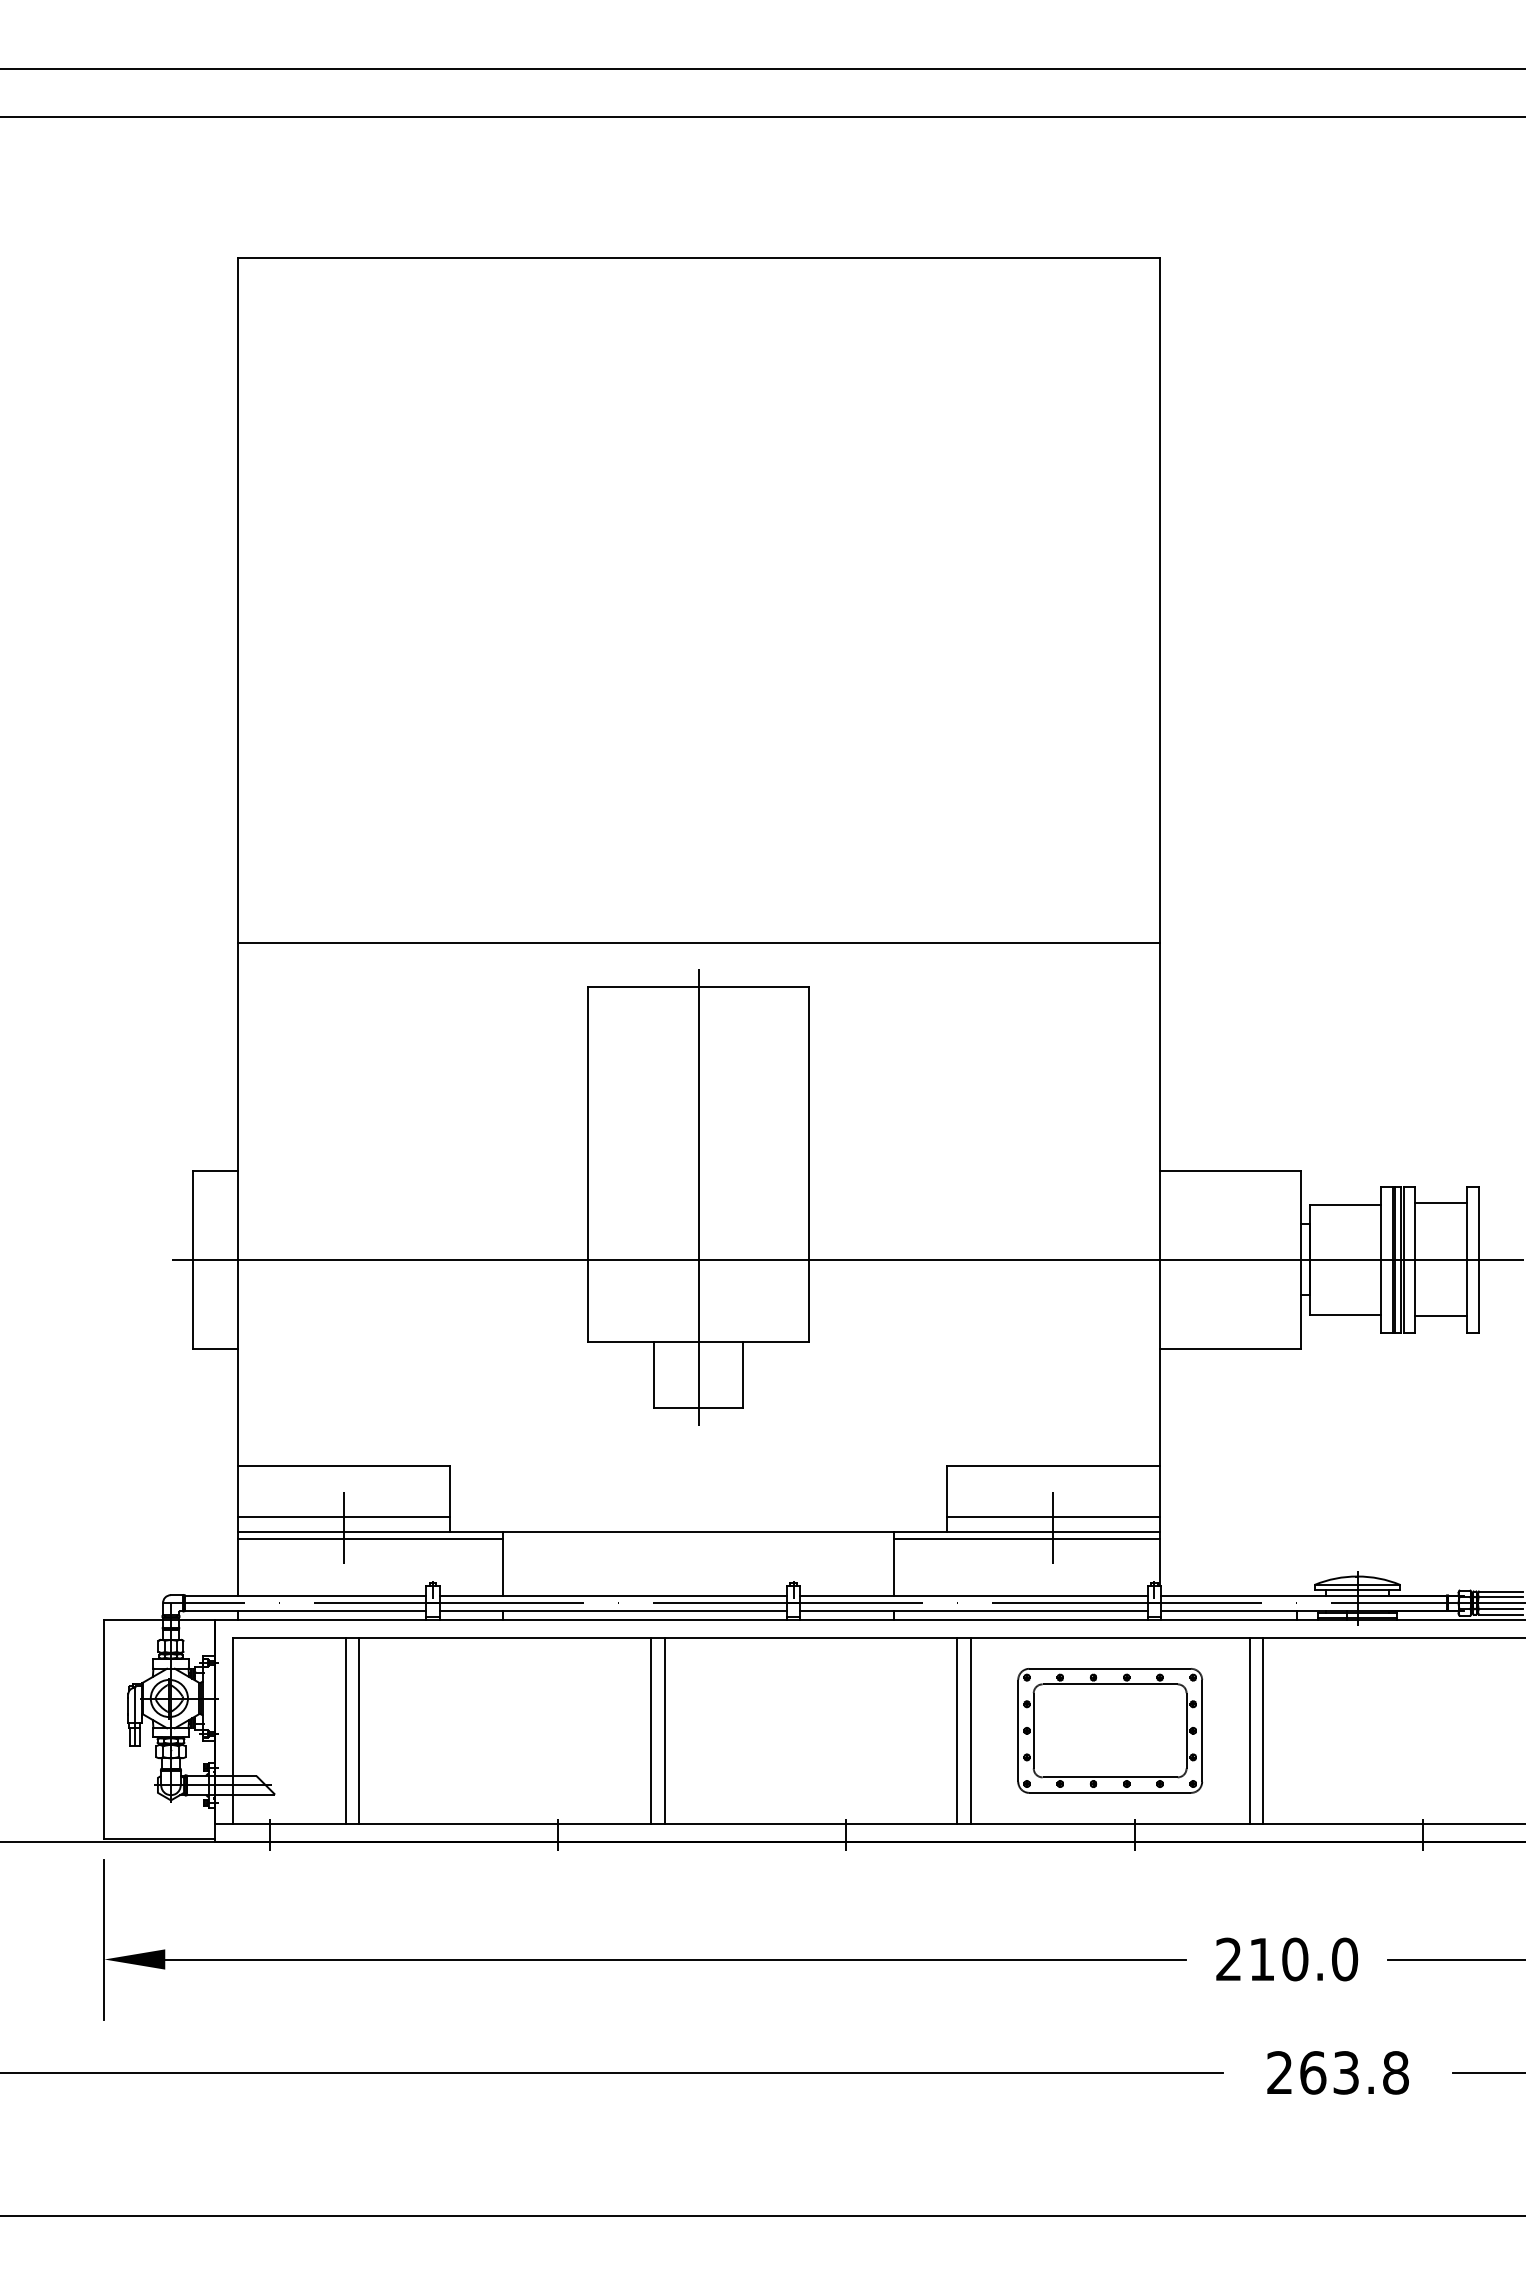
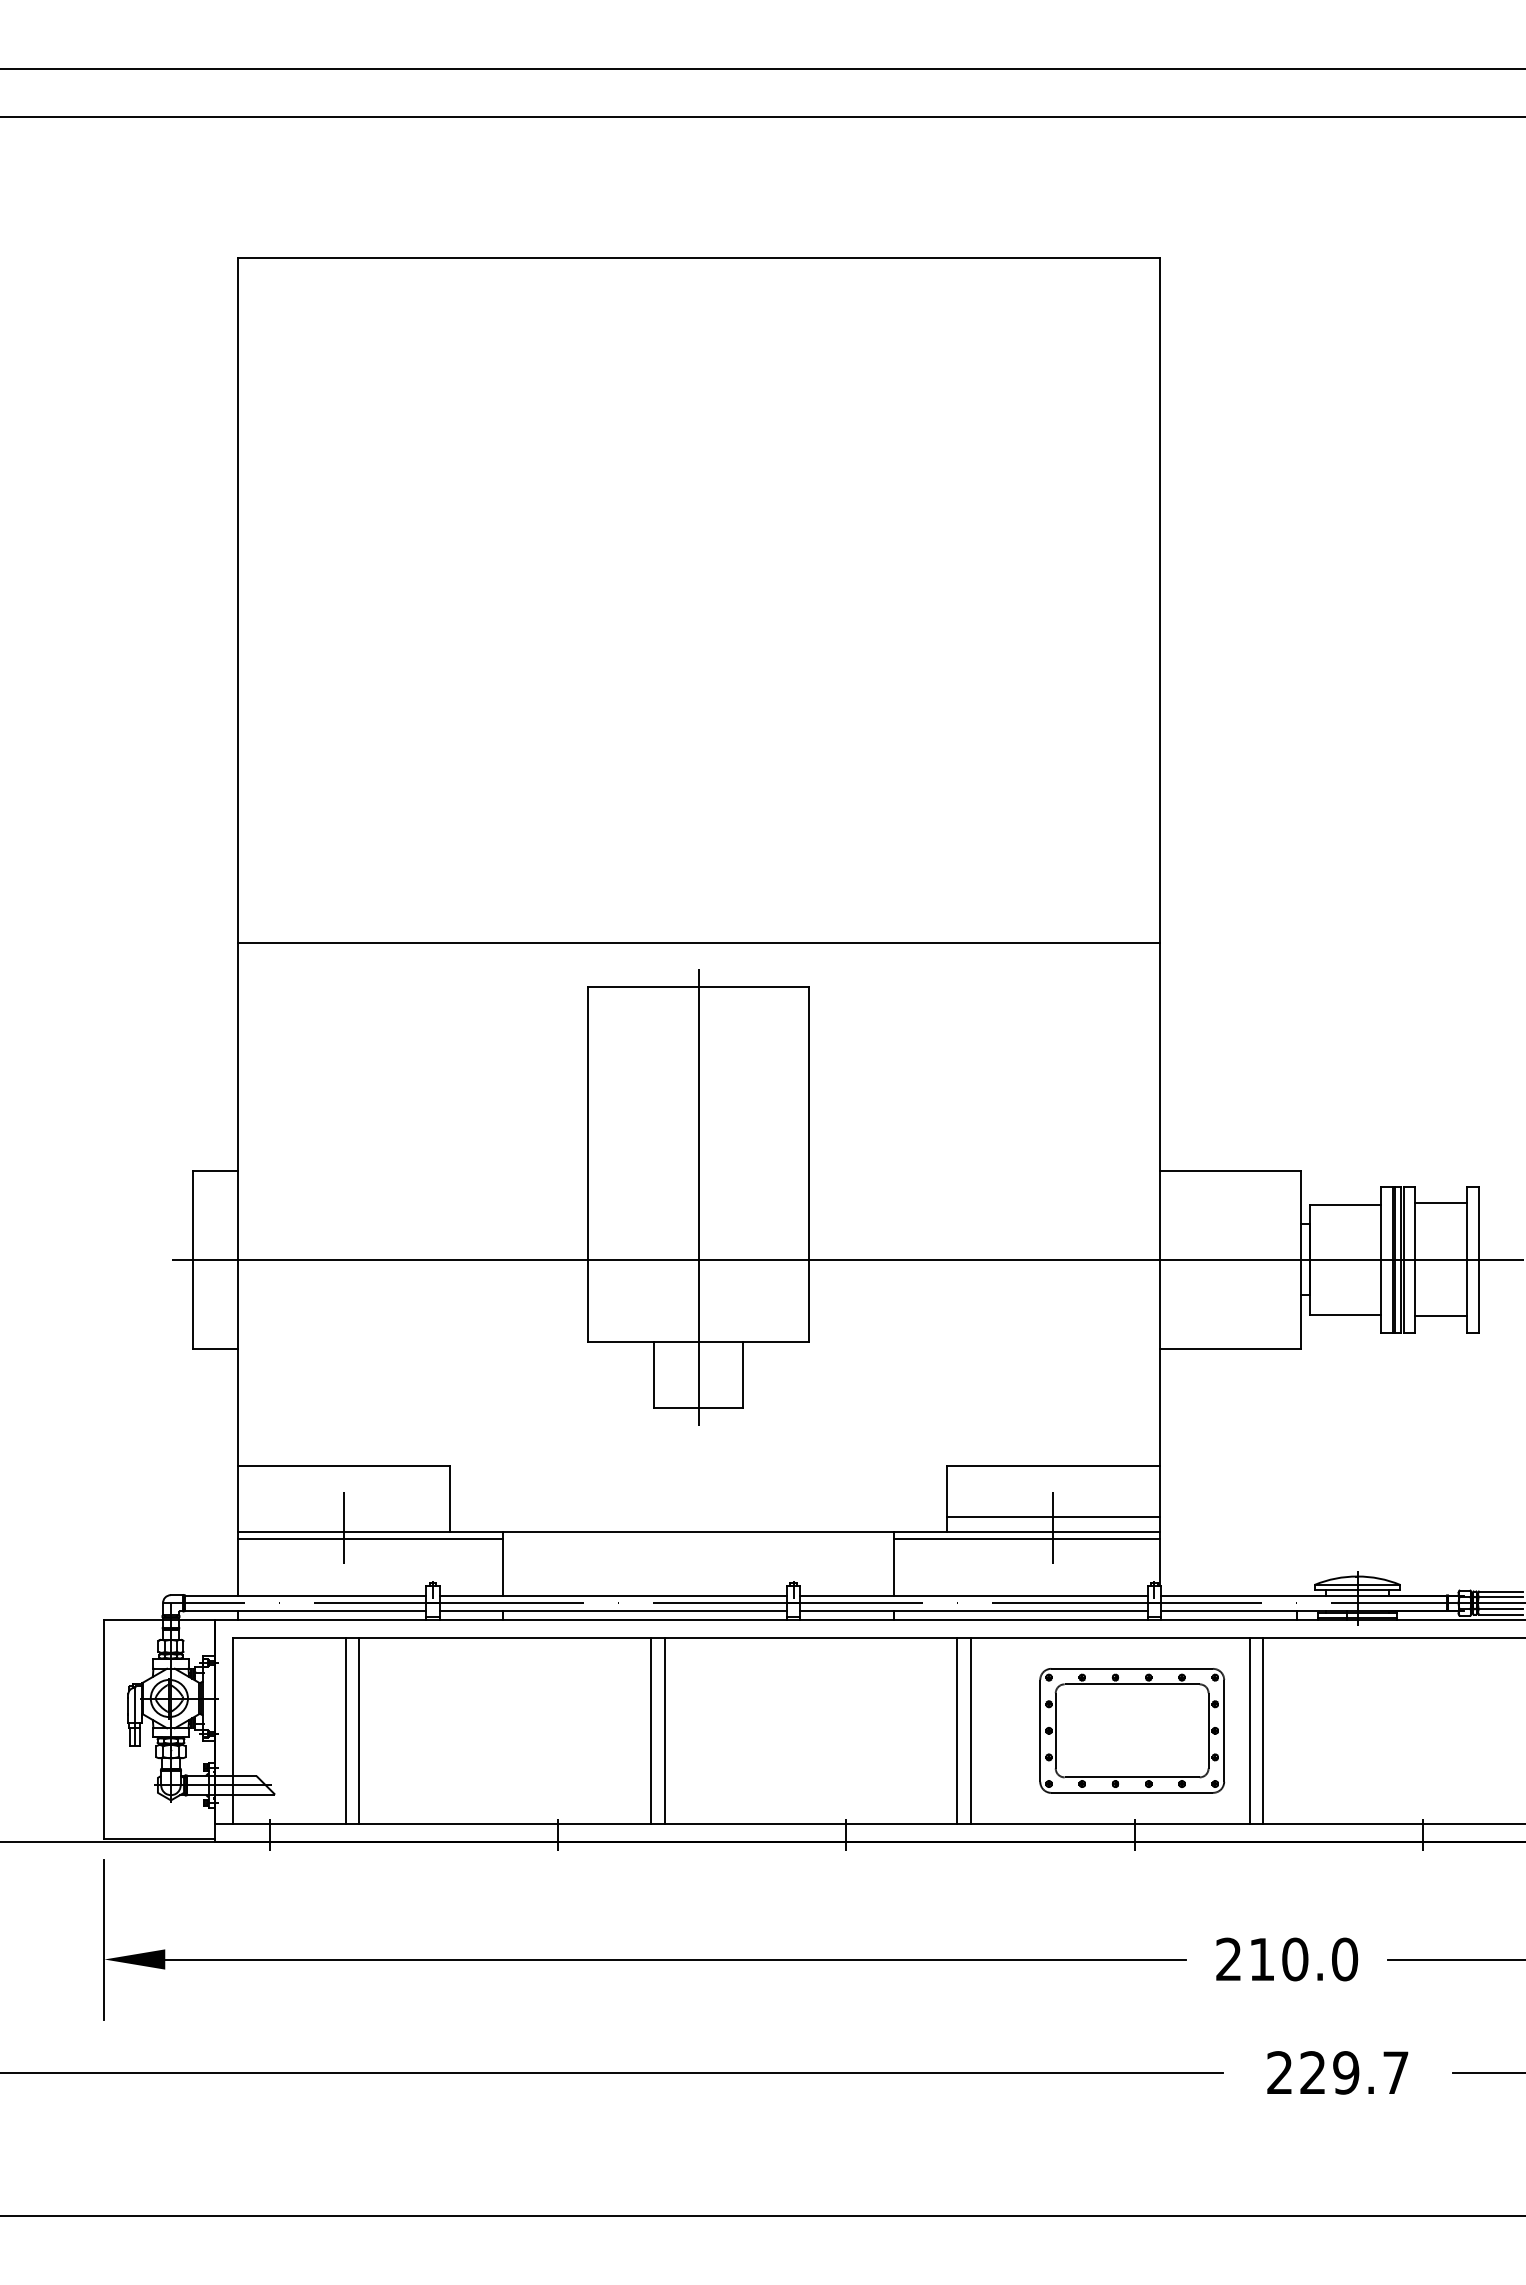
line: present -> none (343, 1516)
part position: (1110, 1730) -> (1132, 1730) (1132, 1730)
text: 263.8 -> 229.7 (1354, 2072)
